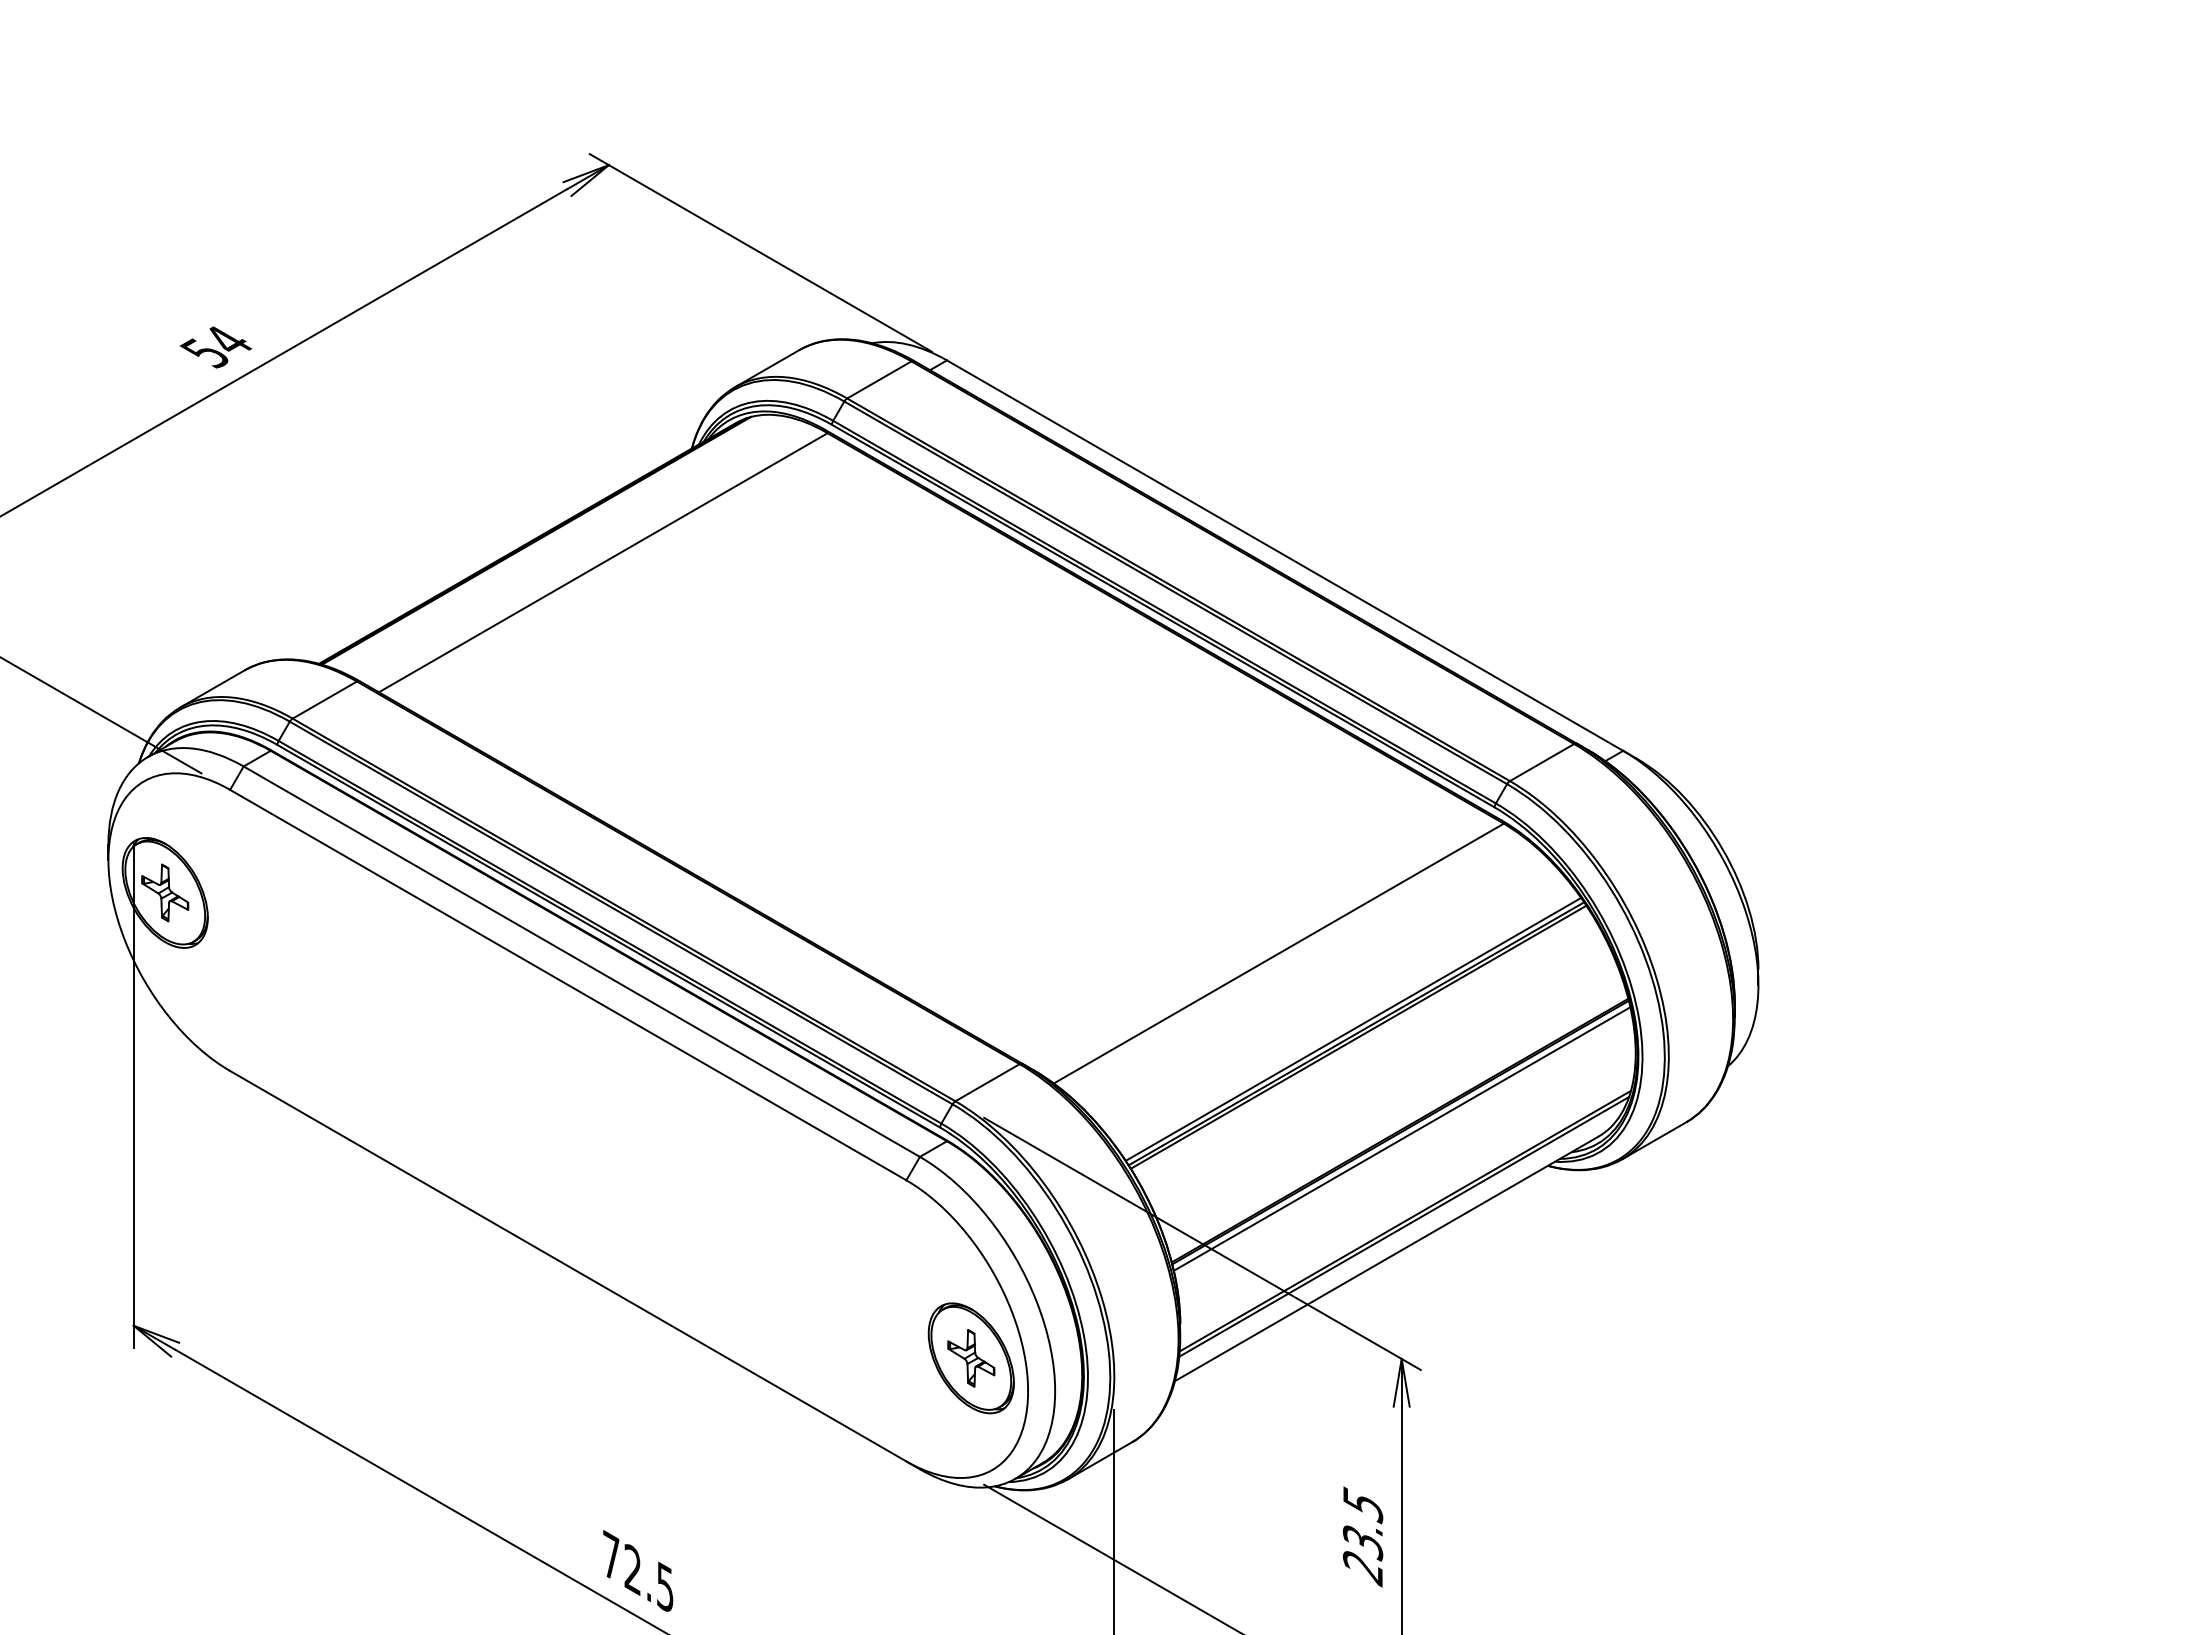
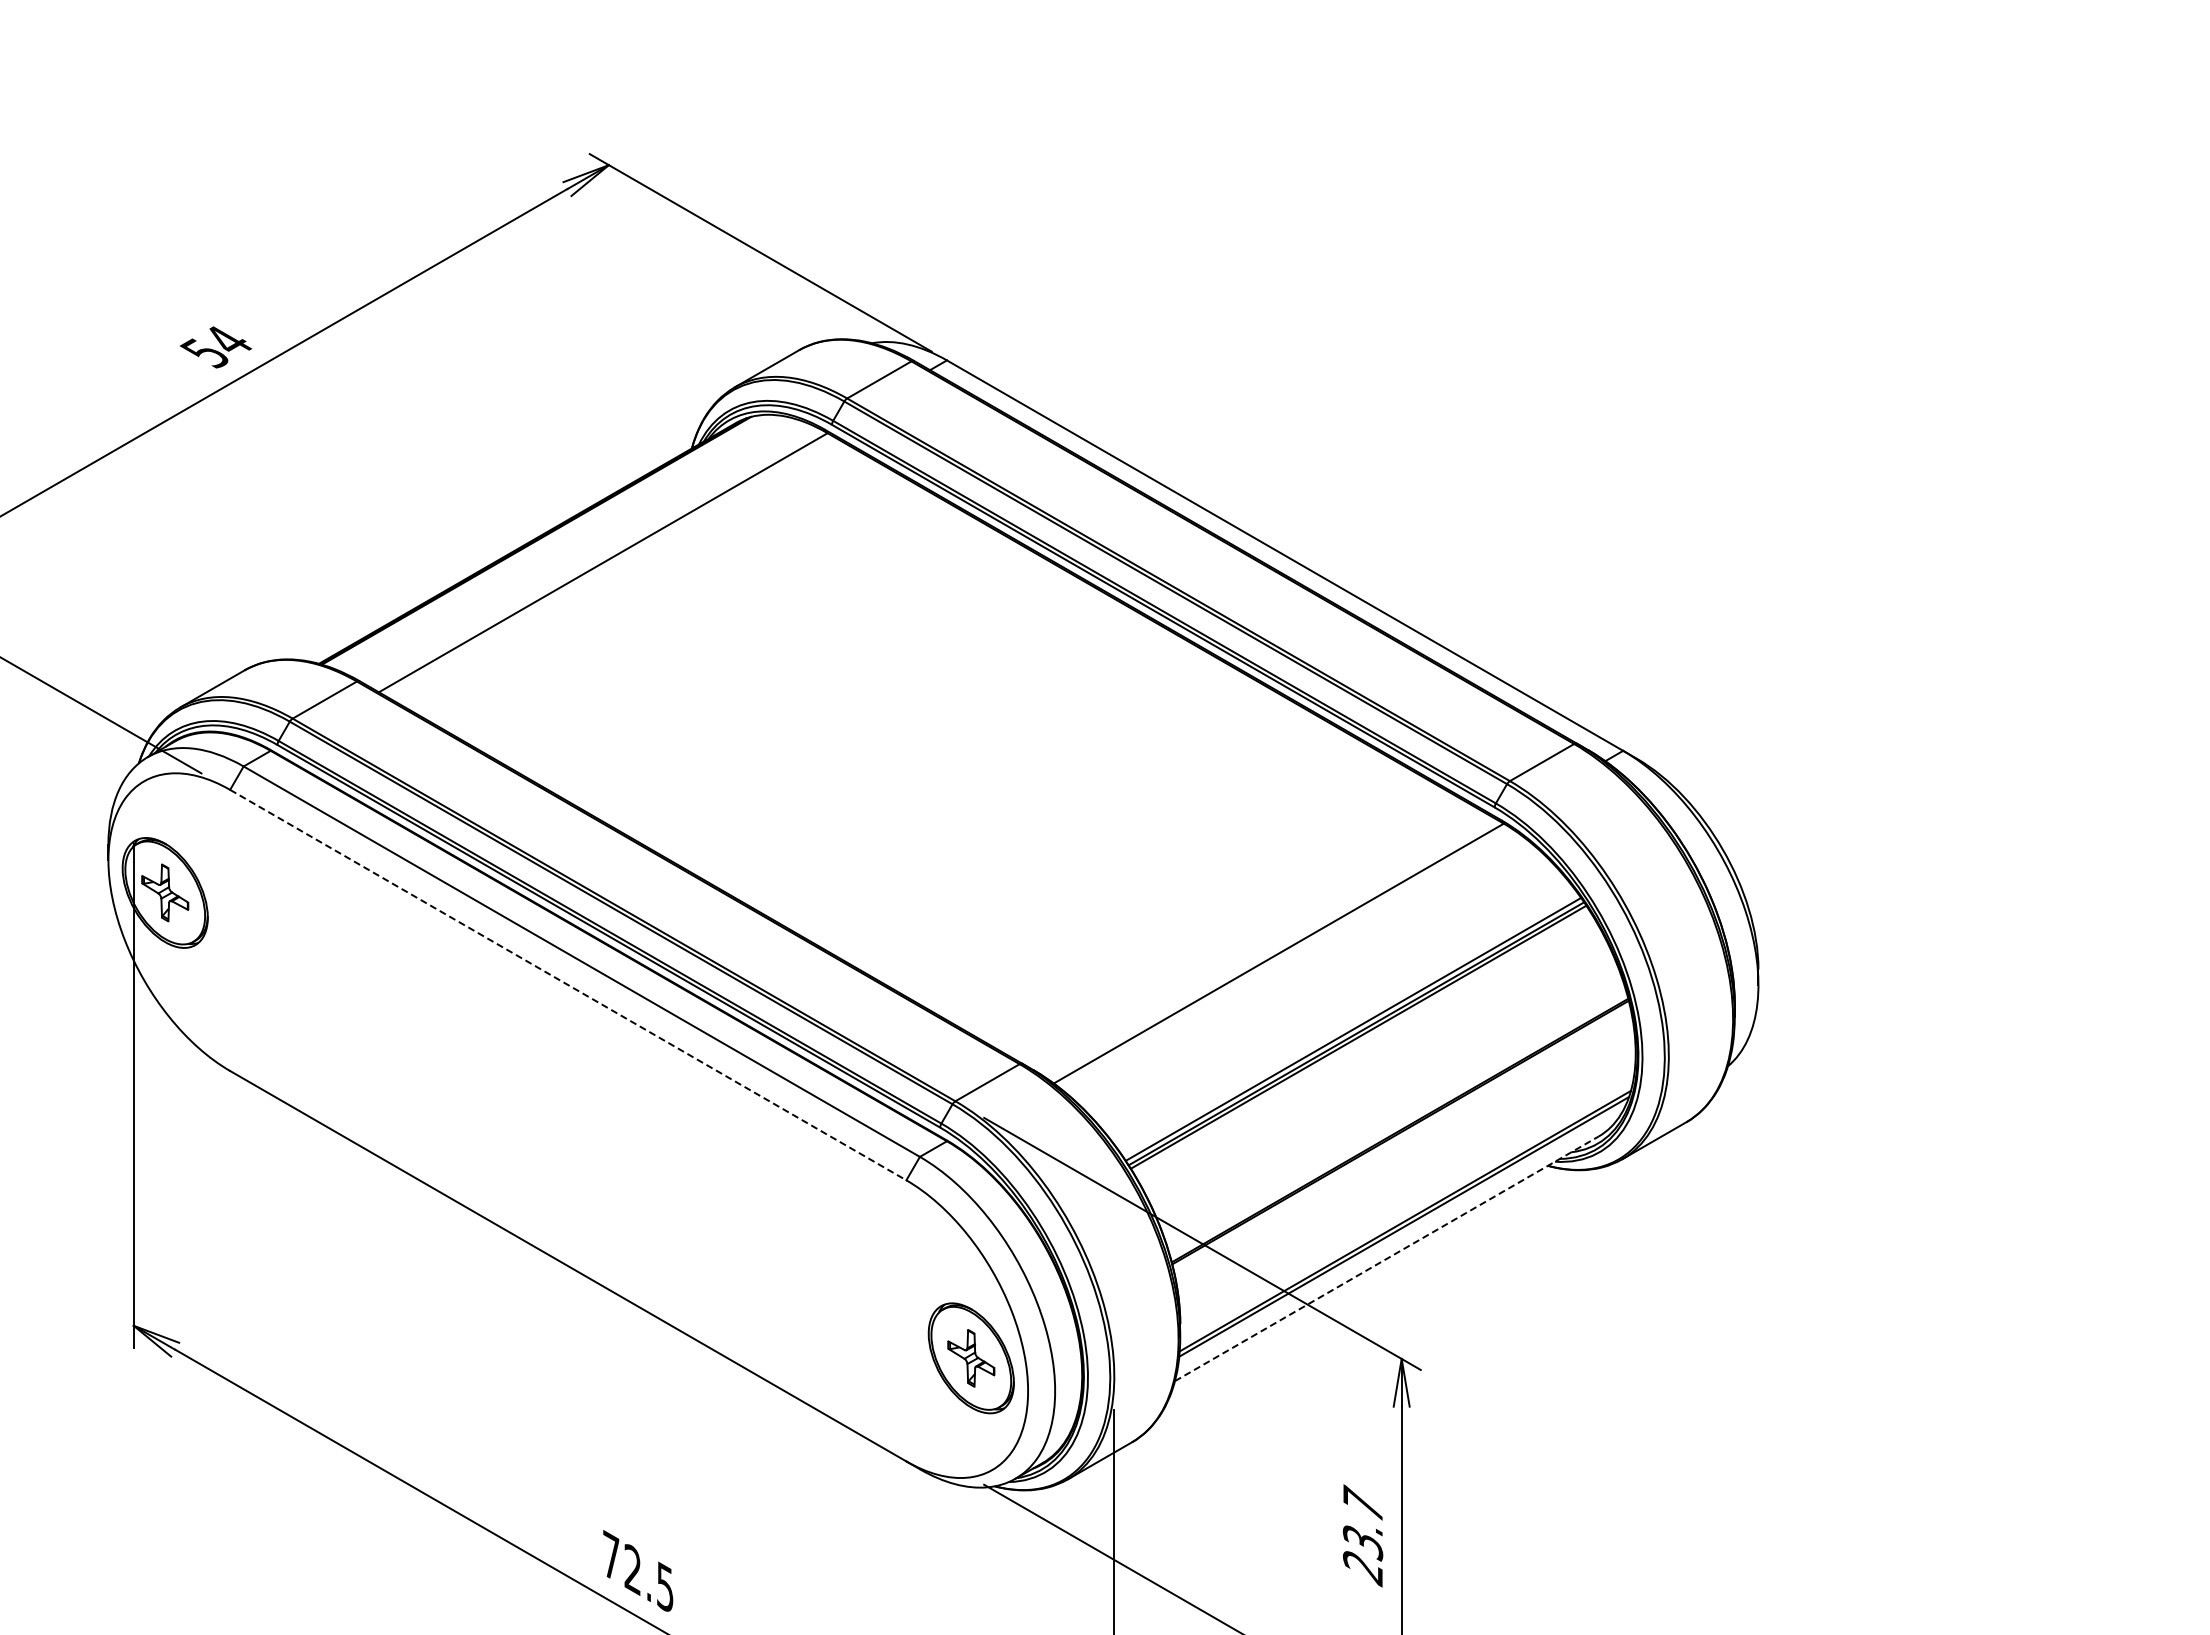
line: solid -> dashed (568, 985)
line: present -> none (1401, 1138)
line: solid -> dashed (1386, 1258)
text: 23.5 -> 23.7 (1363, 1504)
